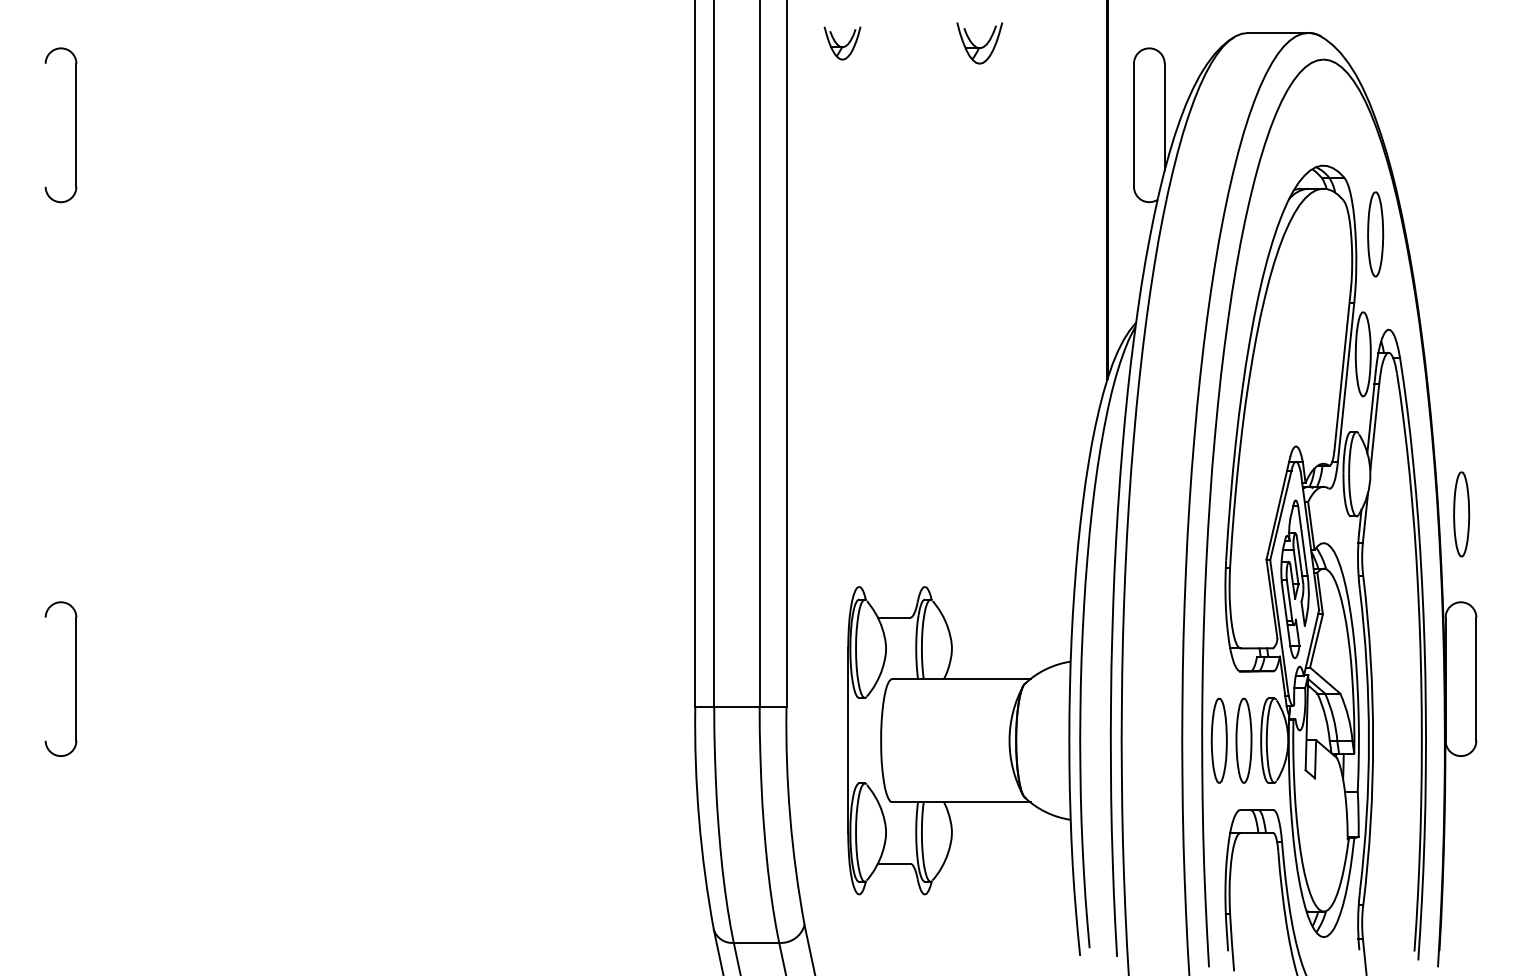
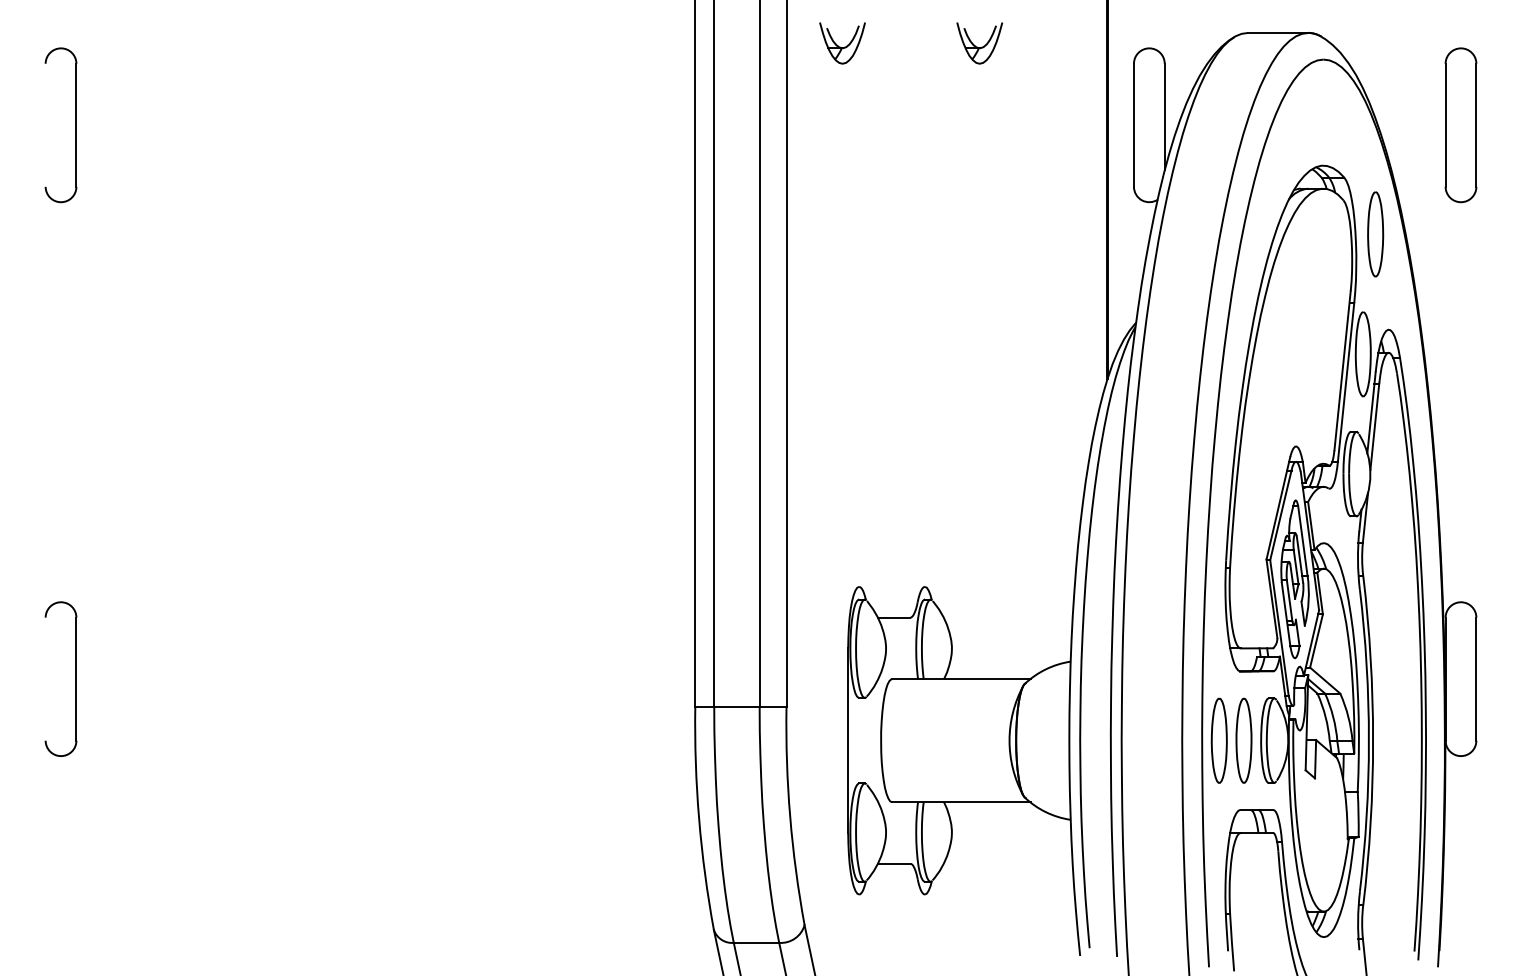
part size: 39x35 px -> 47x43 px (842, 43)
part: none -> present (1460, 125)
part: present -> none (1461, 514)
